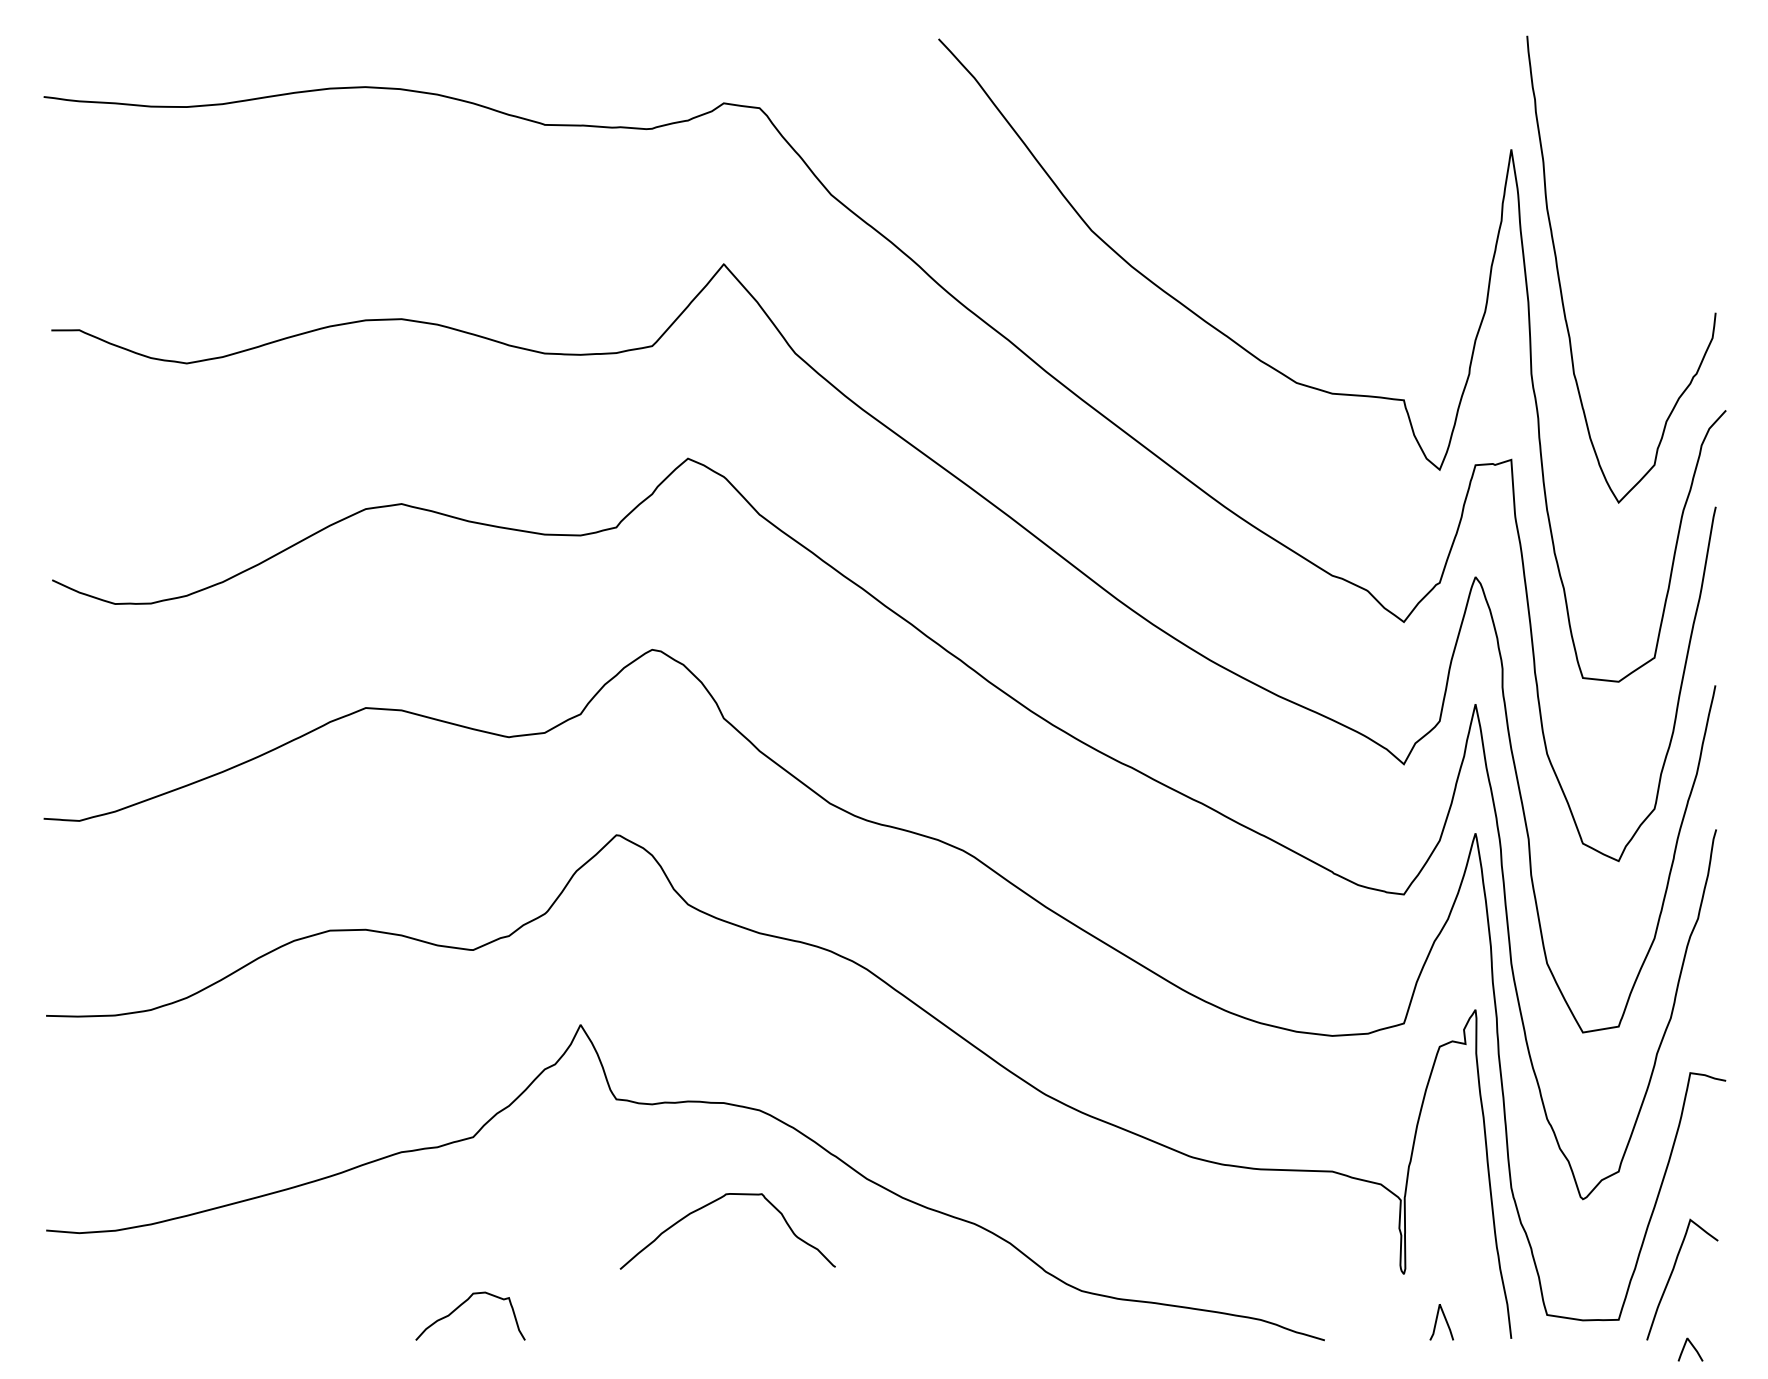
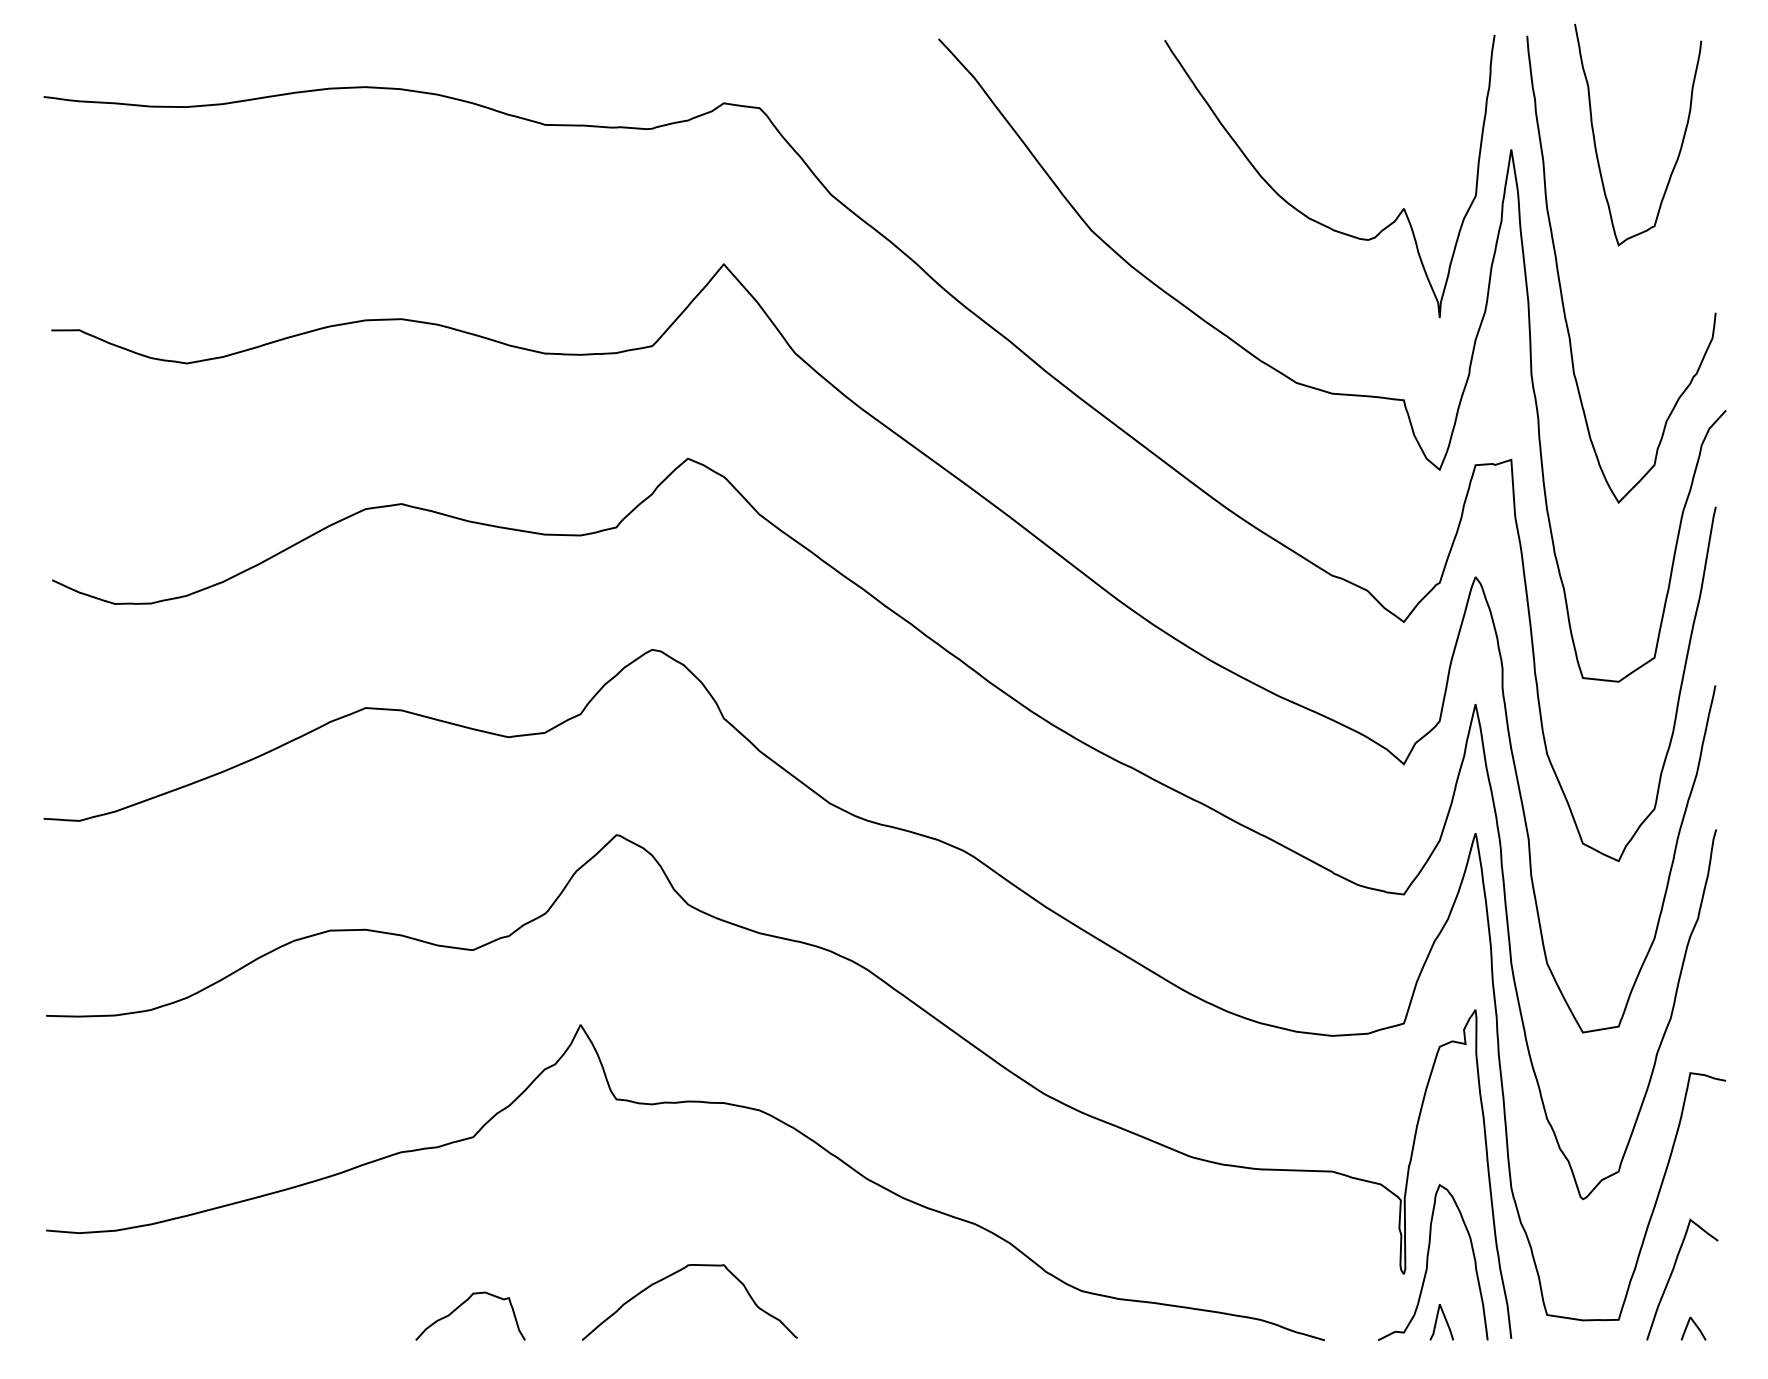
curve: none -> present (1595, 139)
curve: none -> present (1304, 213)
curve position: (712, 1203) -> (674, 1274) (674, 1274)
curve: none -> present (1428, 1262)
line position: (1693, 1348) -> (1696, 1327) (1696, 1327)
